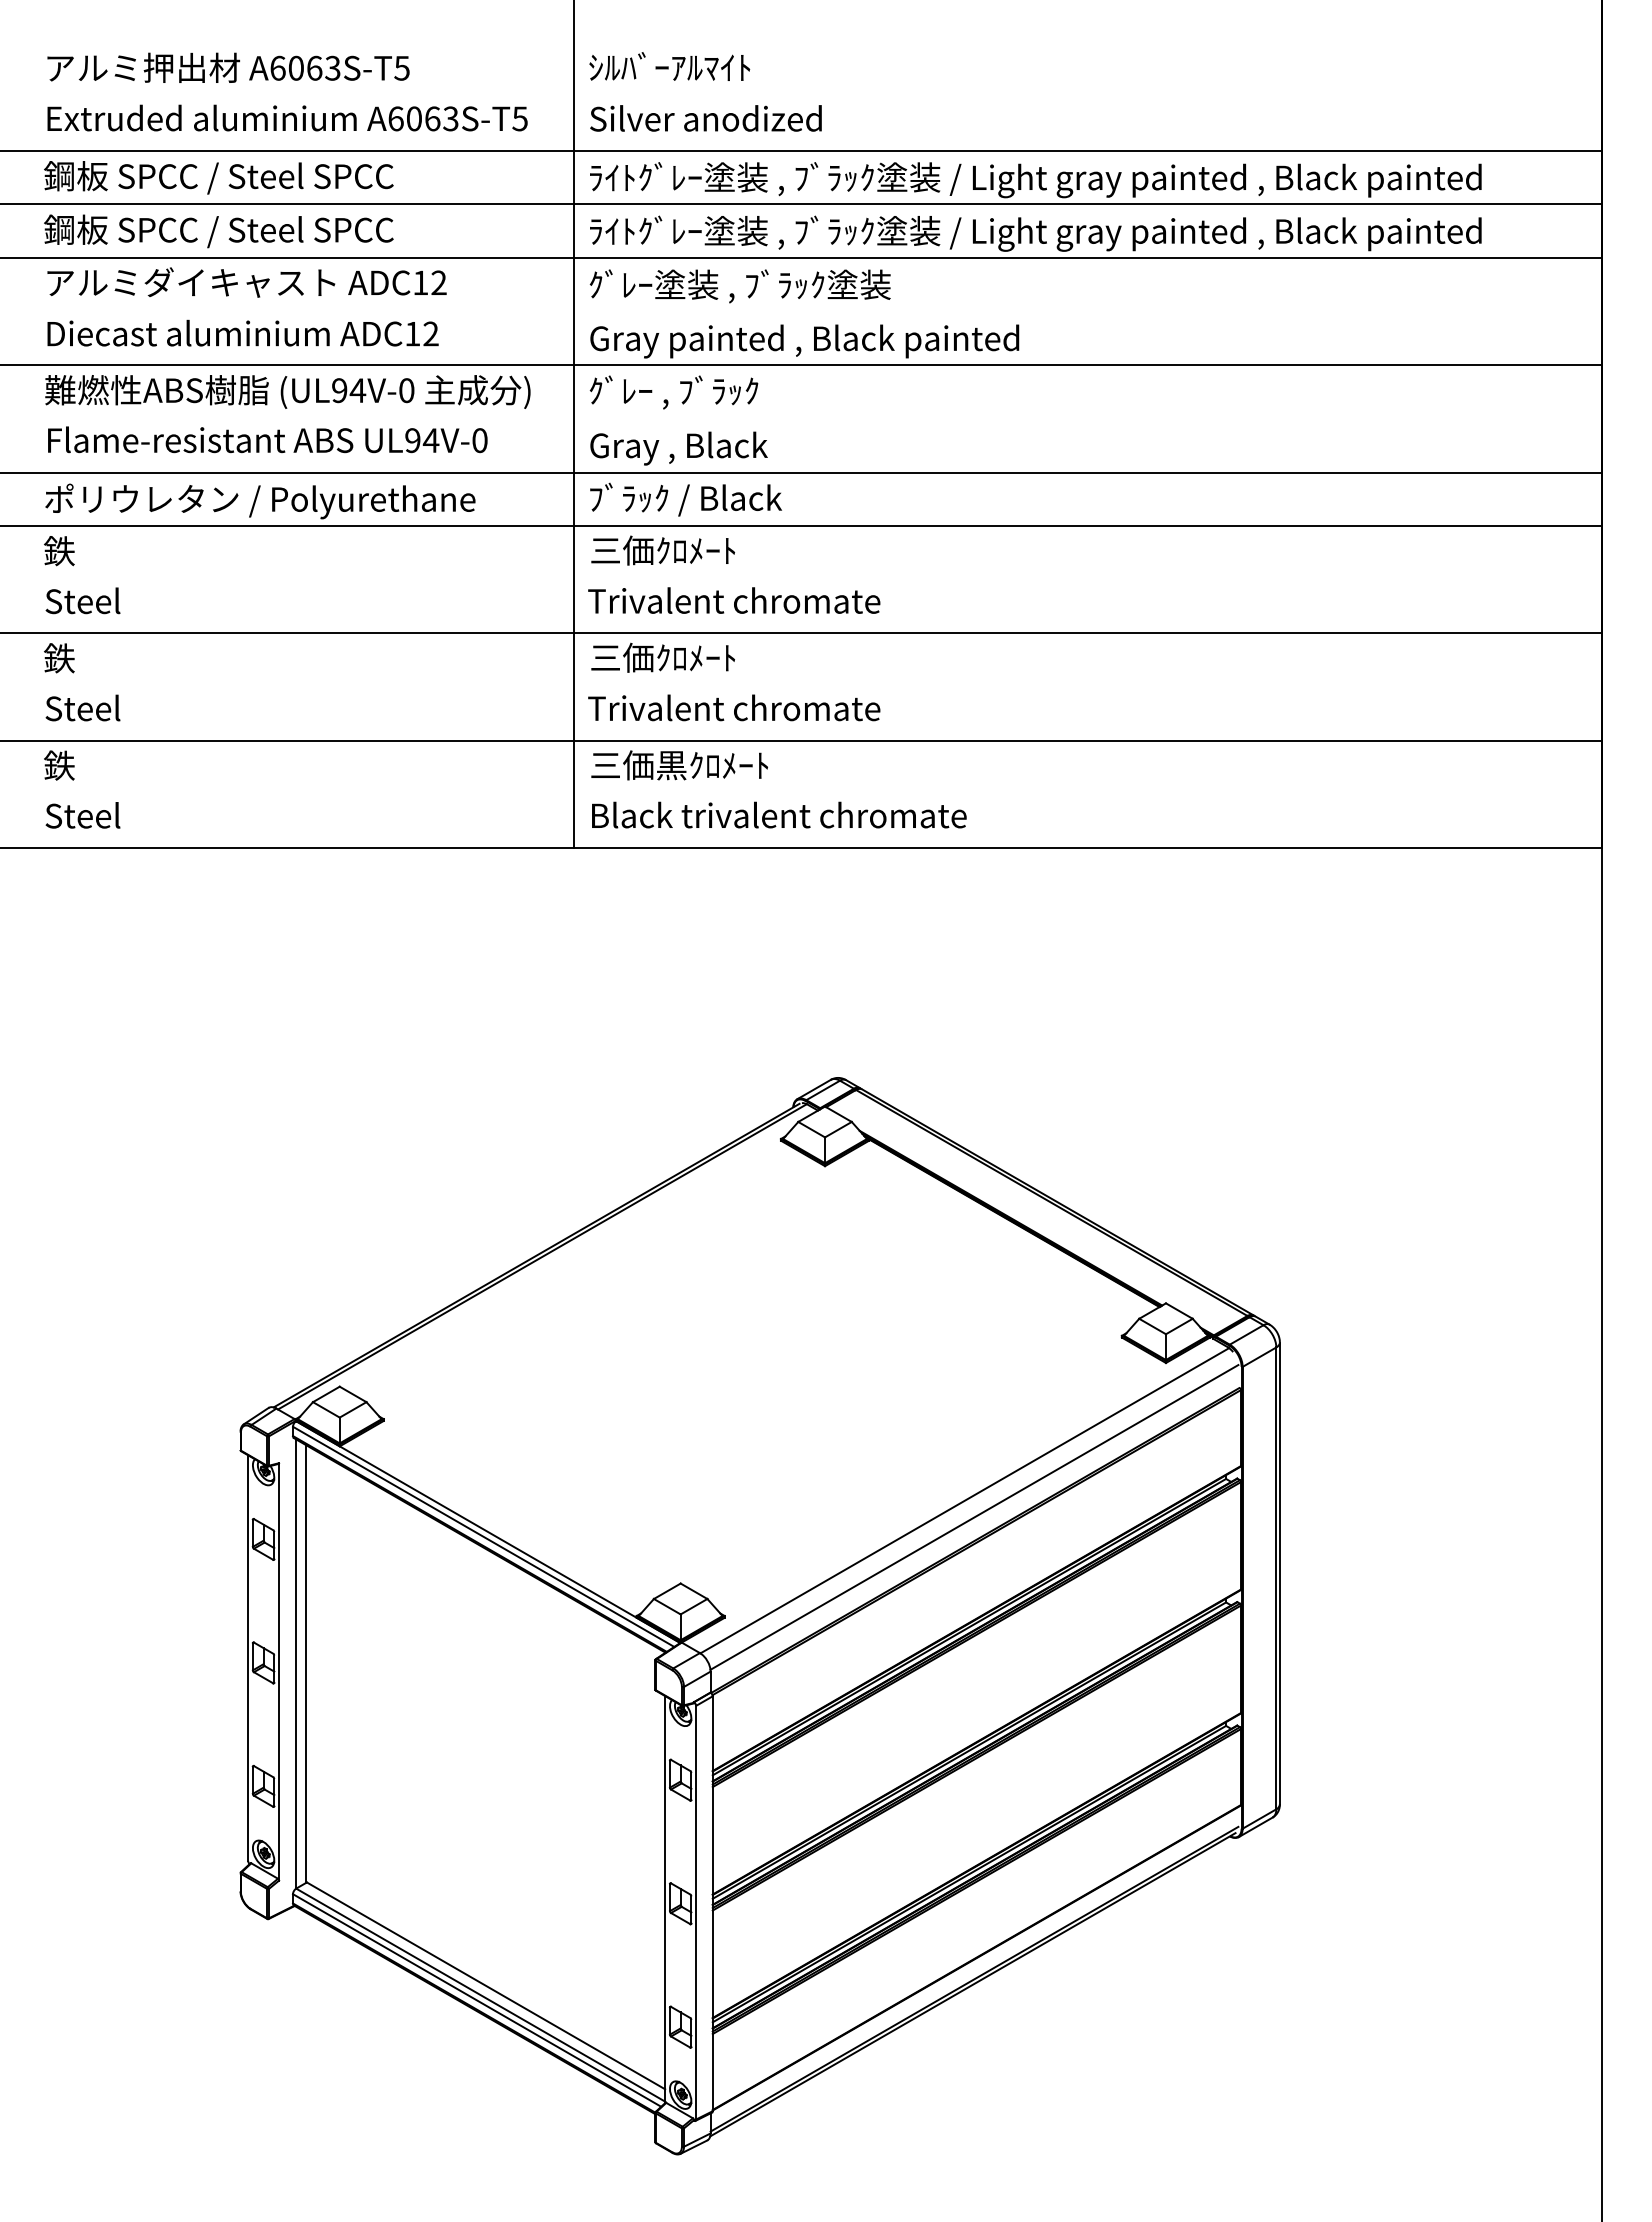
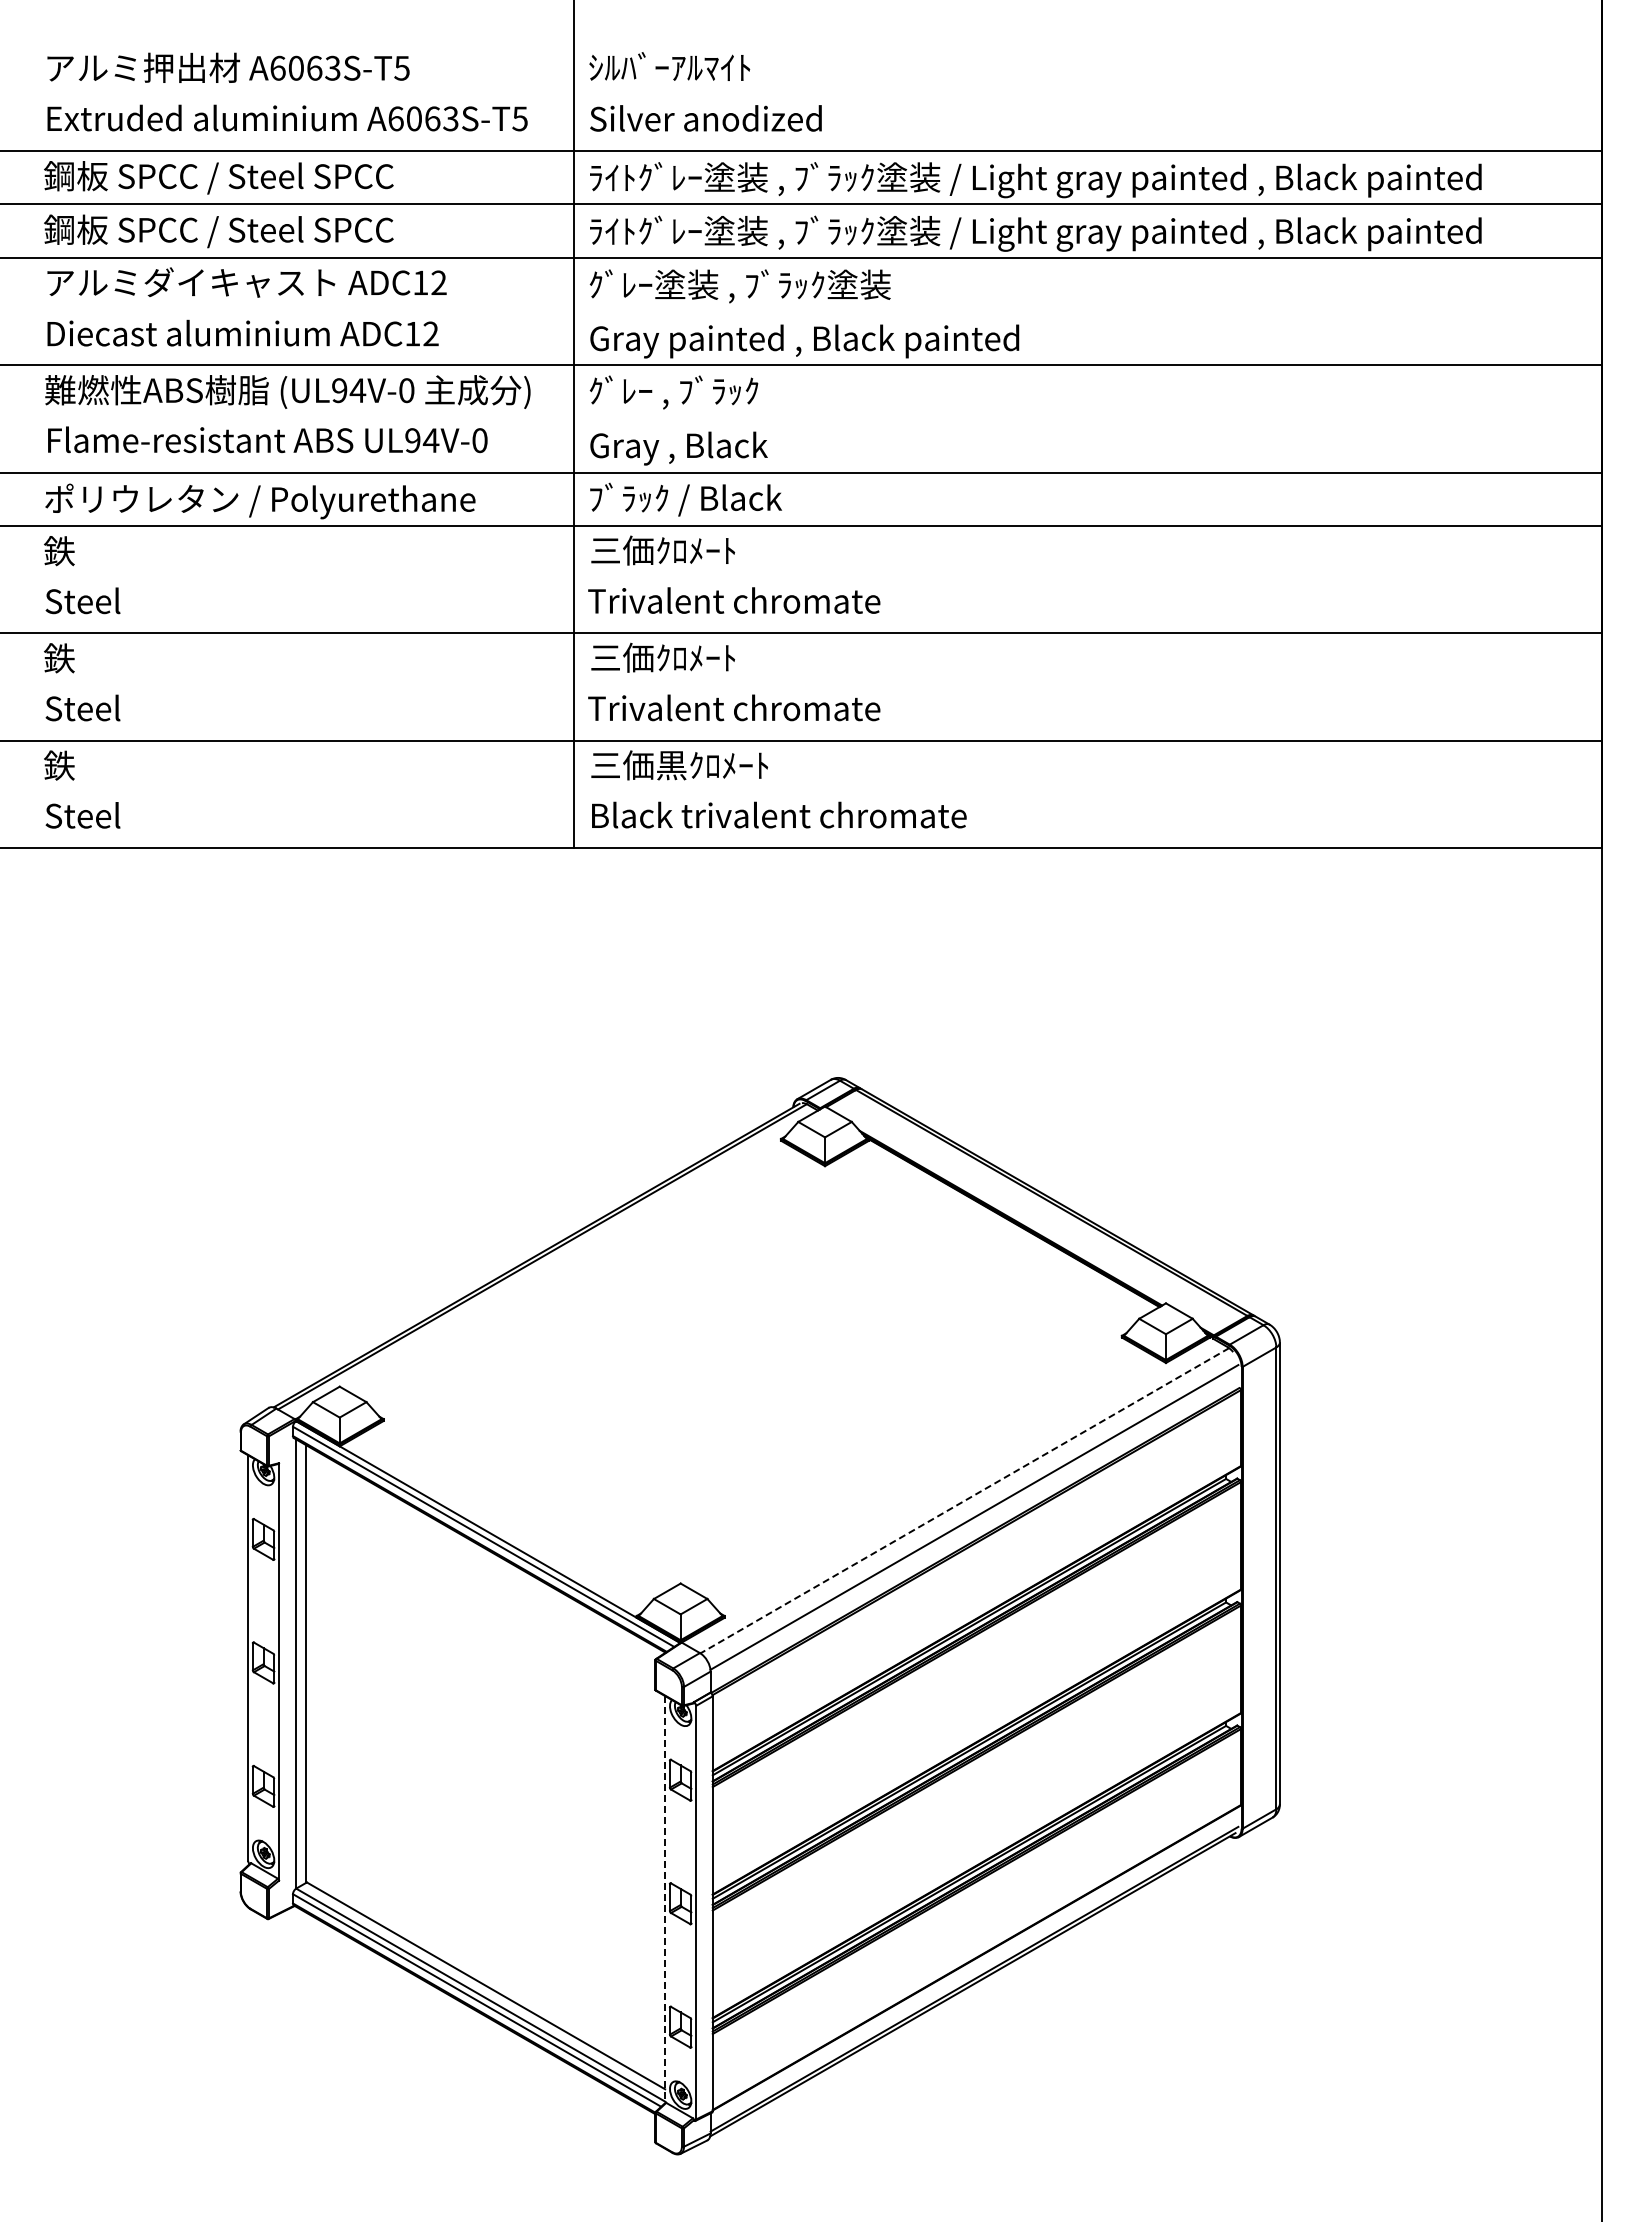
line: solid -> dashed (964, 1501)
line: solid -> dashed (665, 1900)
